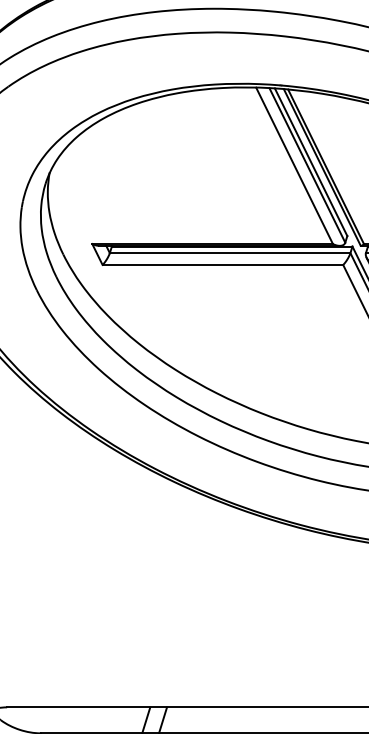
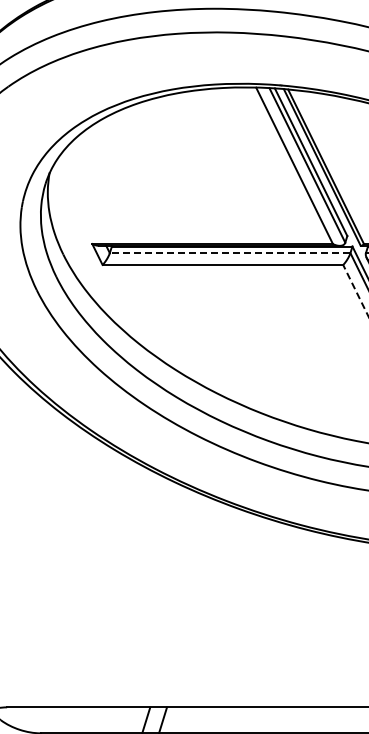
line: solid -> dashed (229, 253)
line: solid -> dashed (355, 291)
